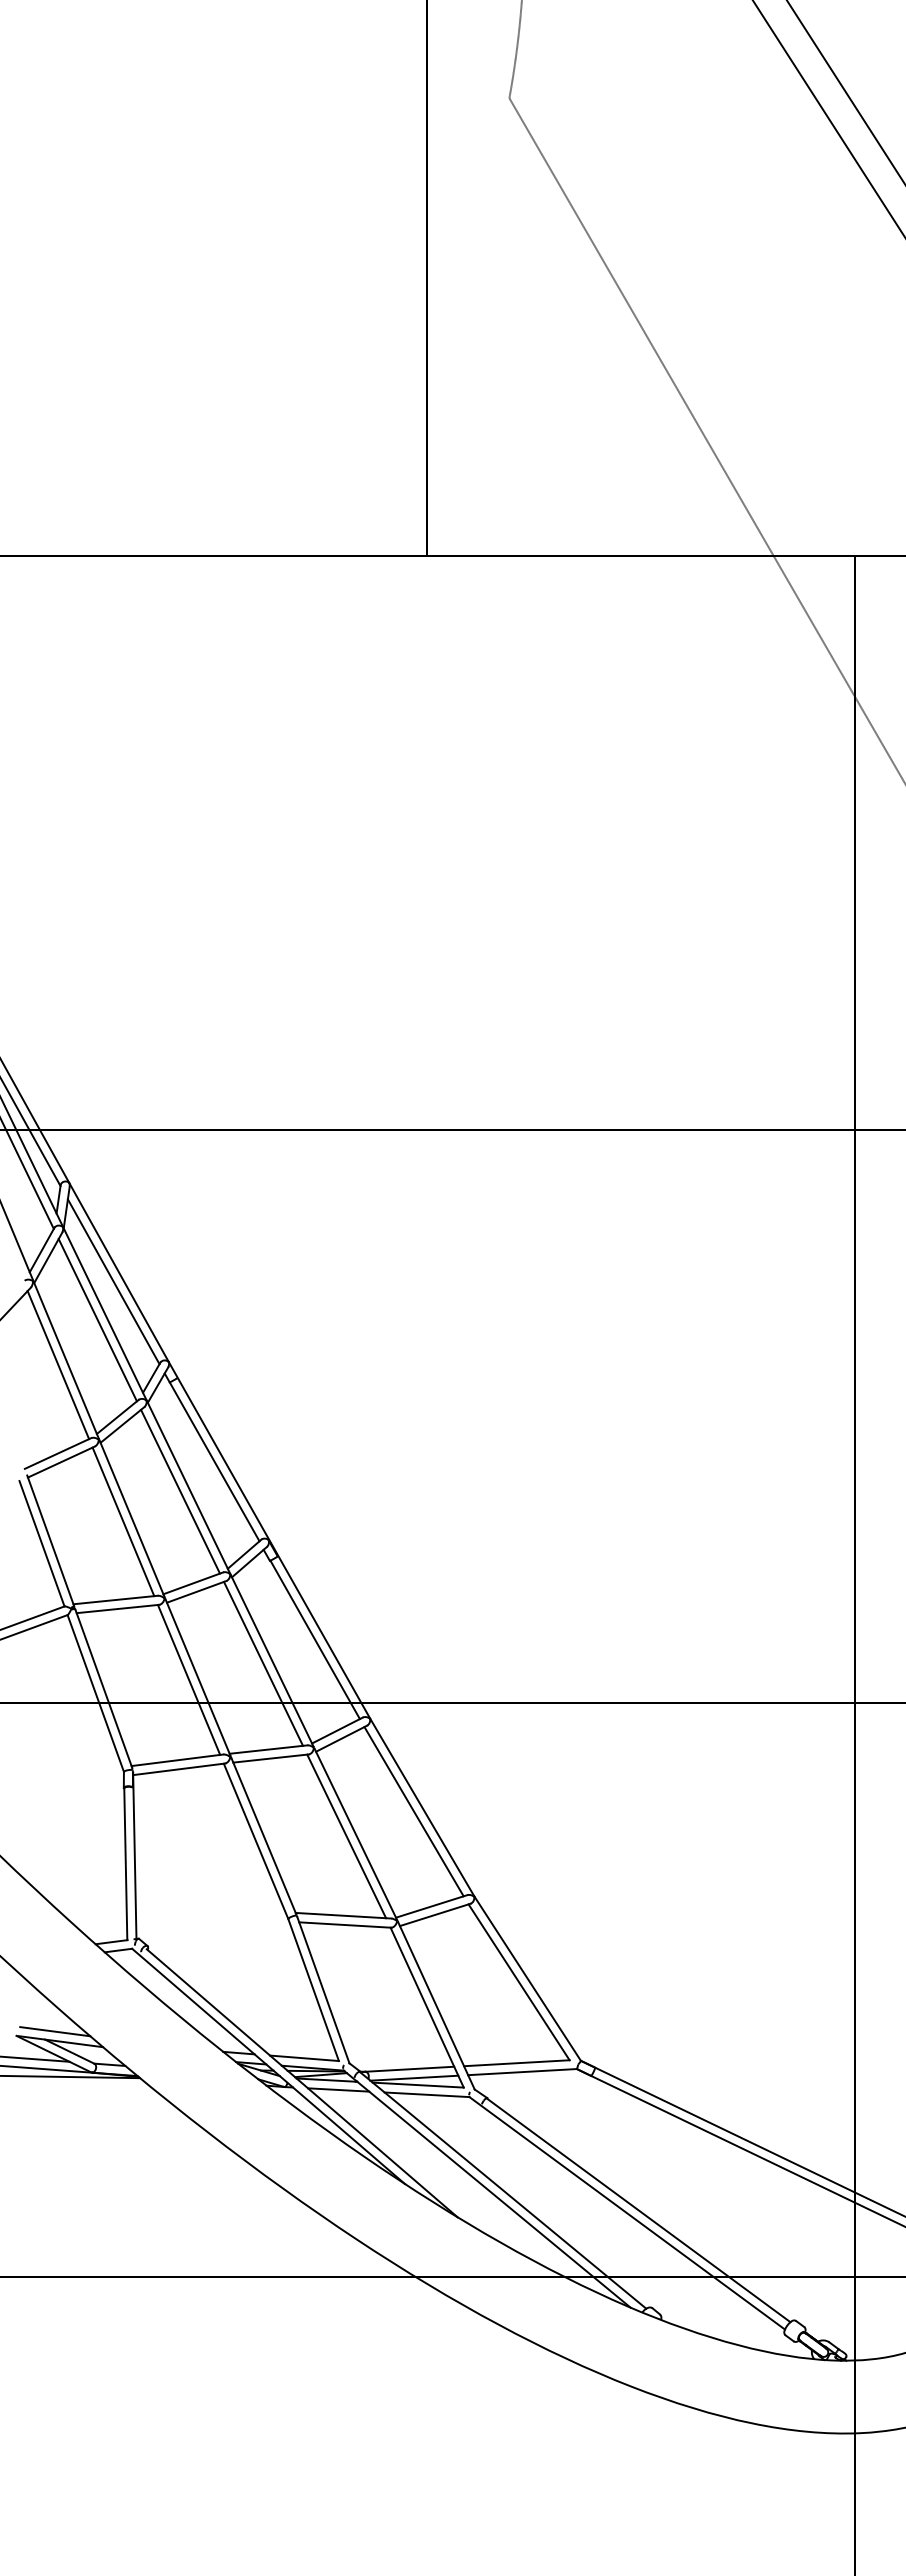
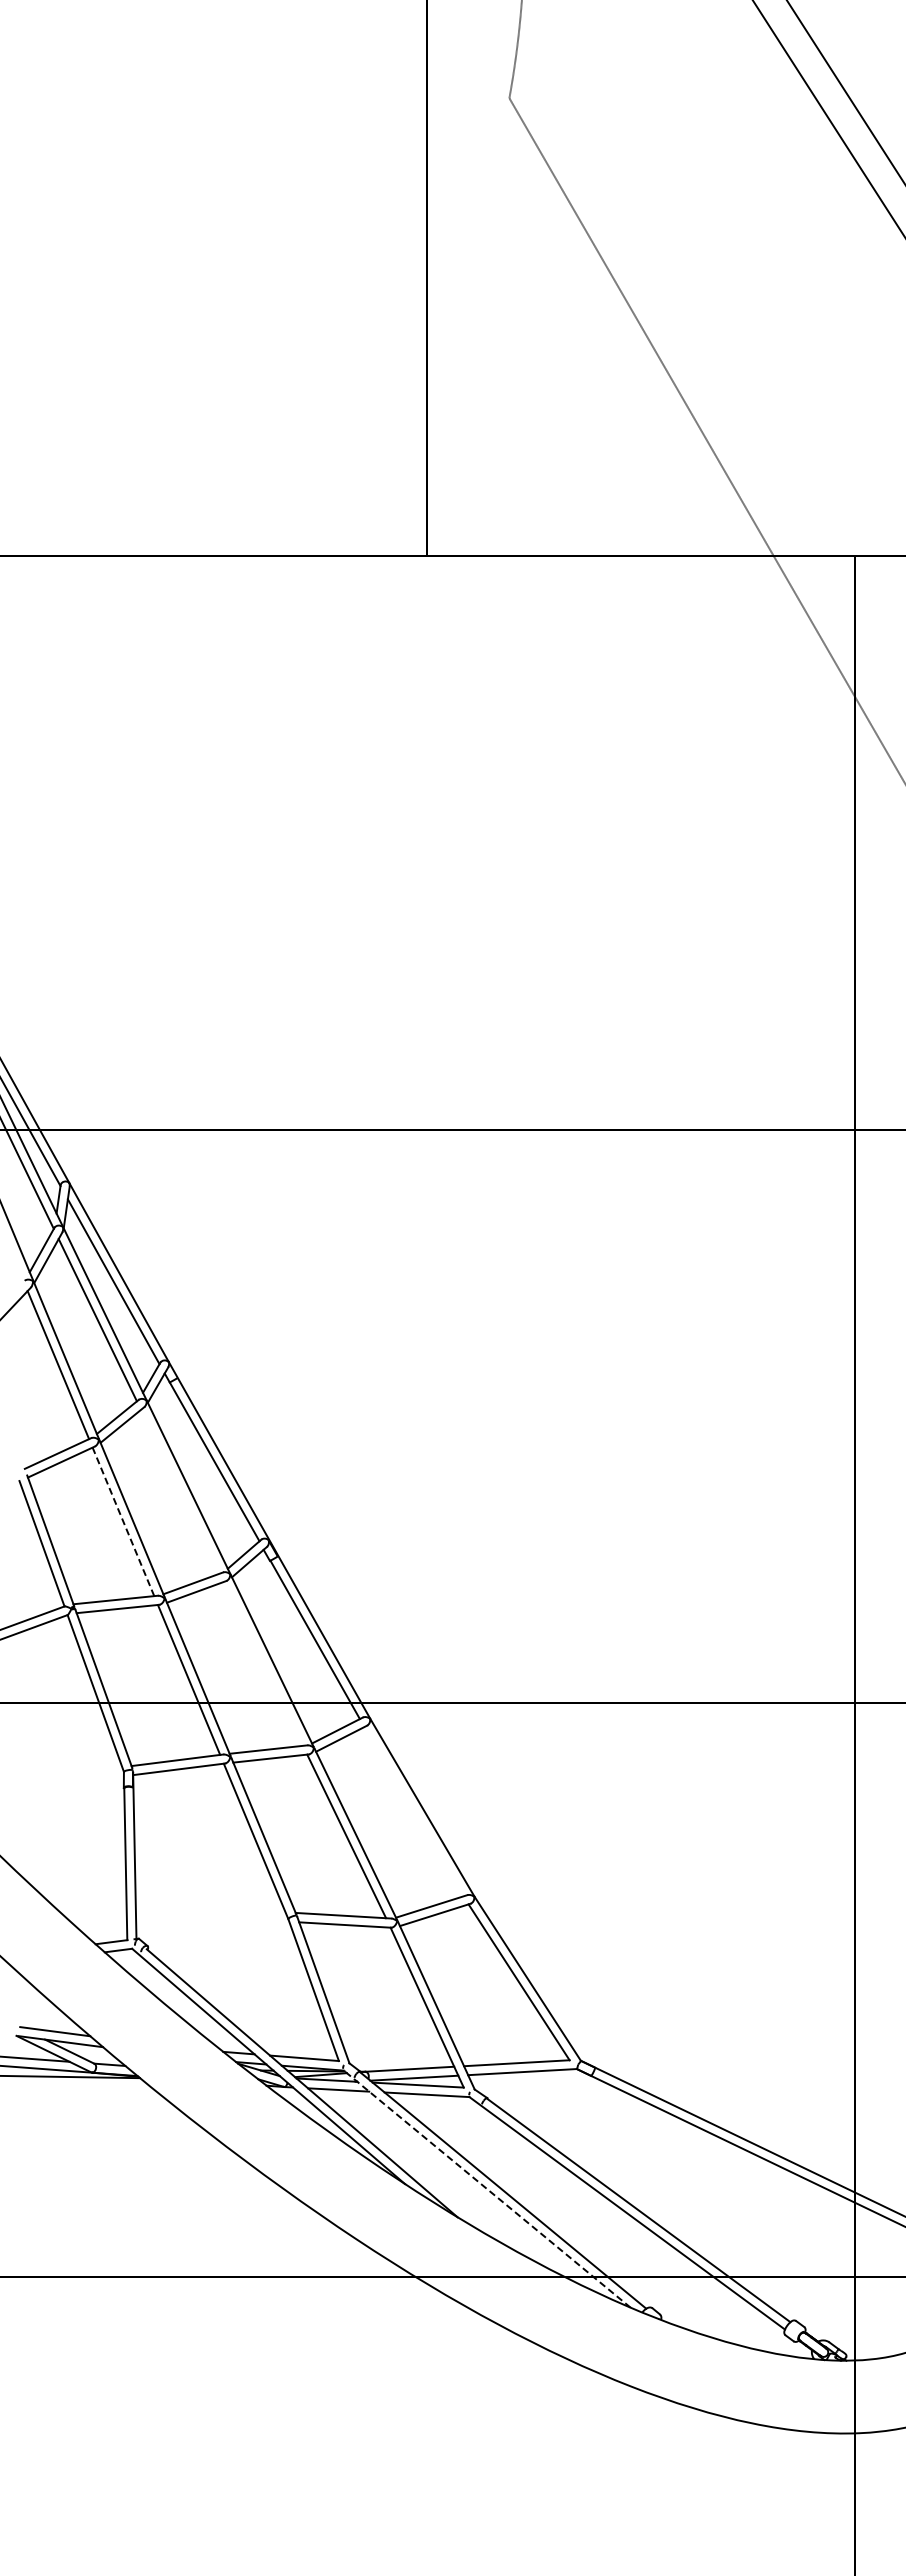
line: present -> none (180, 1491)
line: solid -> dashed (123, 1521)
line: present -> none (263, 1663)
line: present -> none (413, 1811)
line: solid -> dashed (486, 2188)
